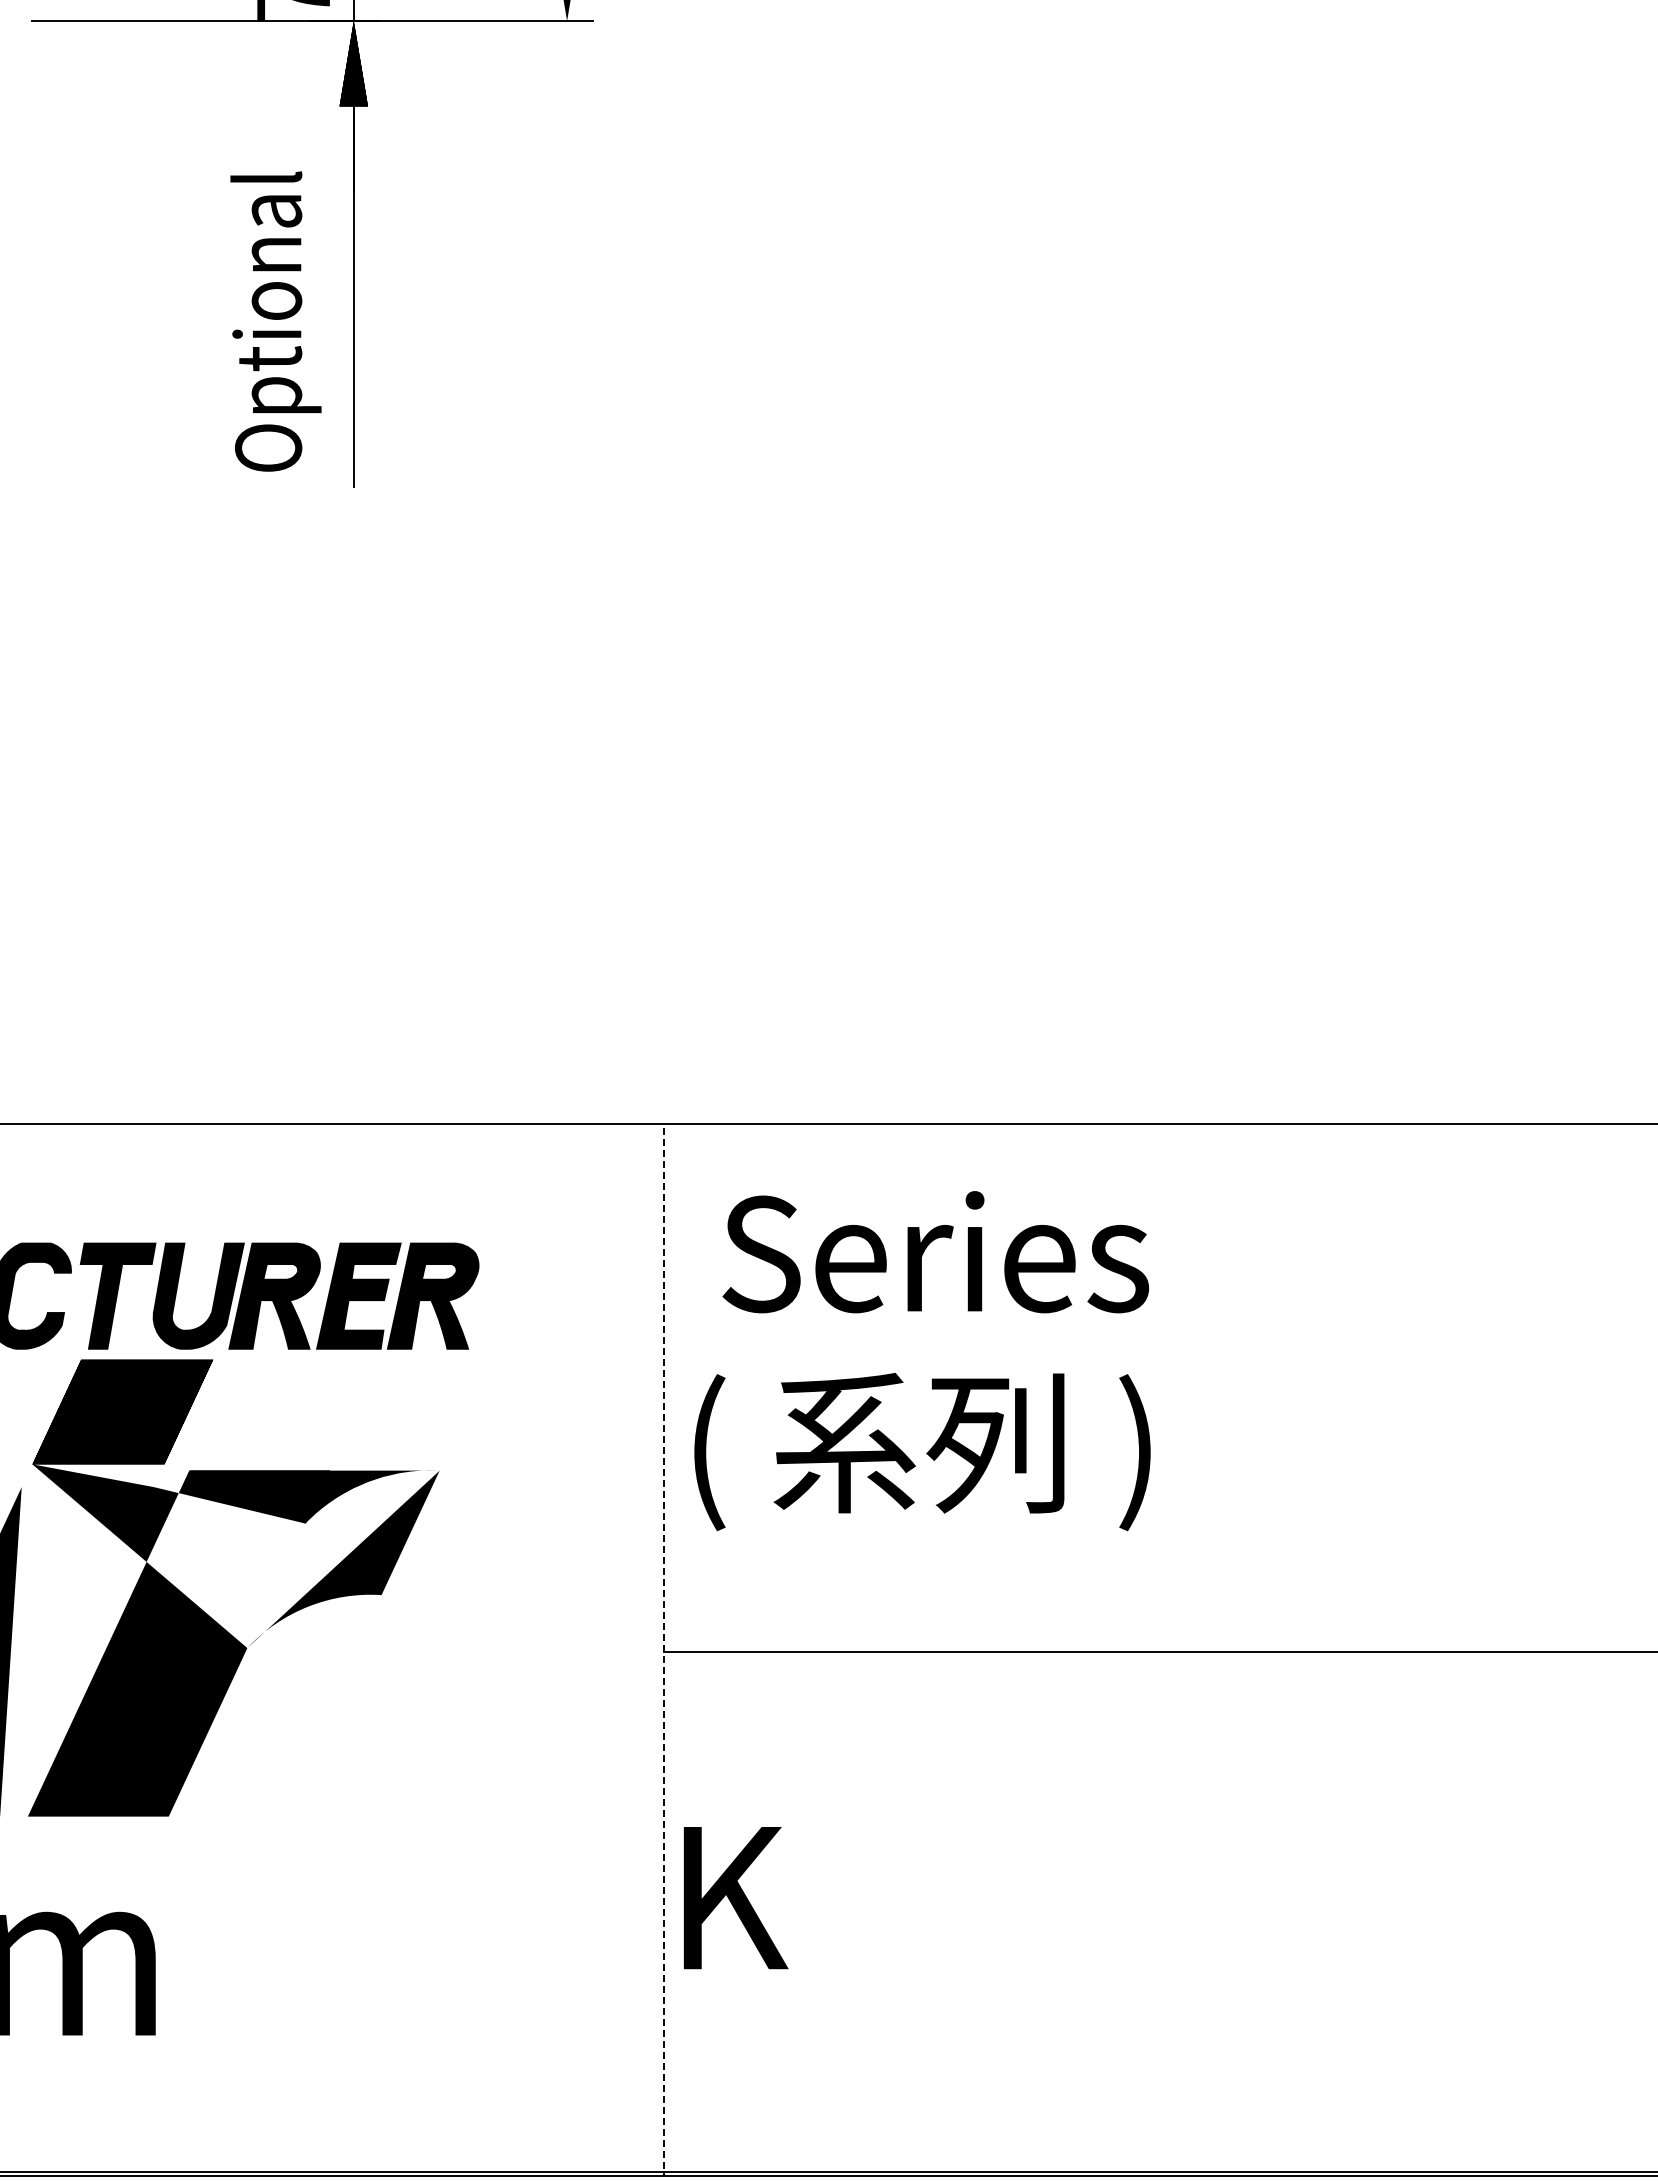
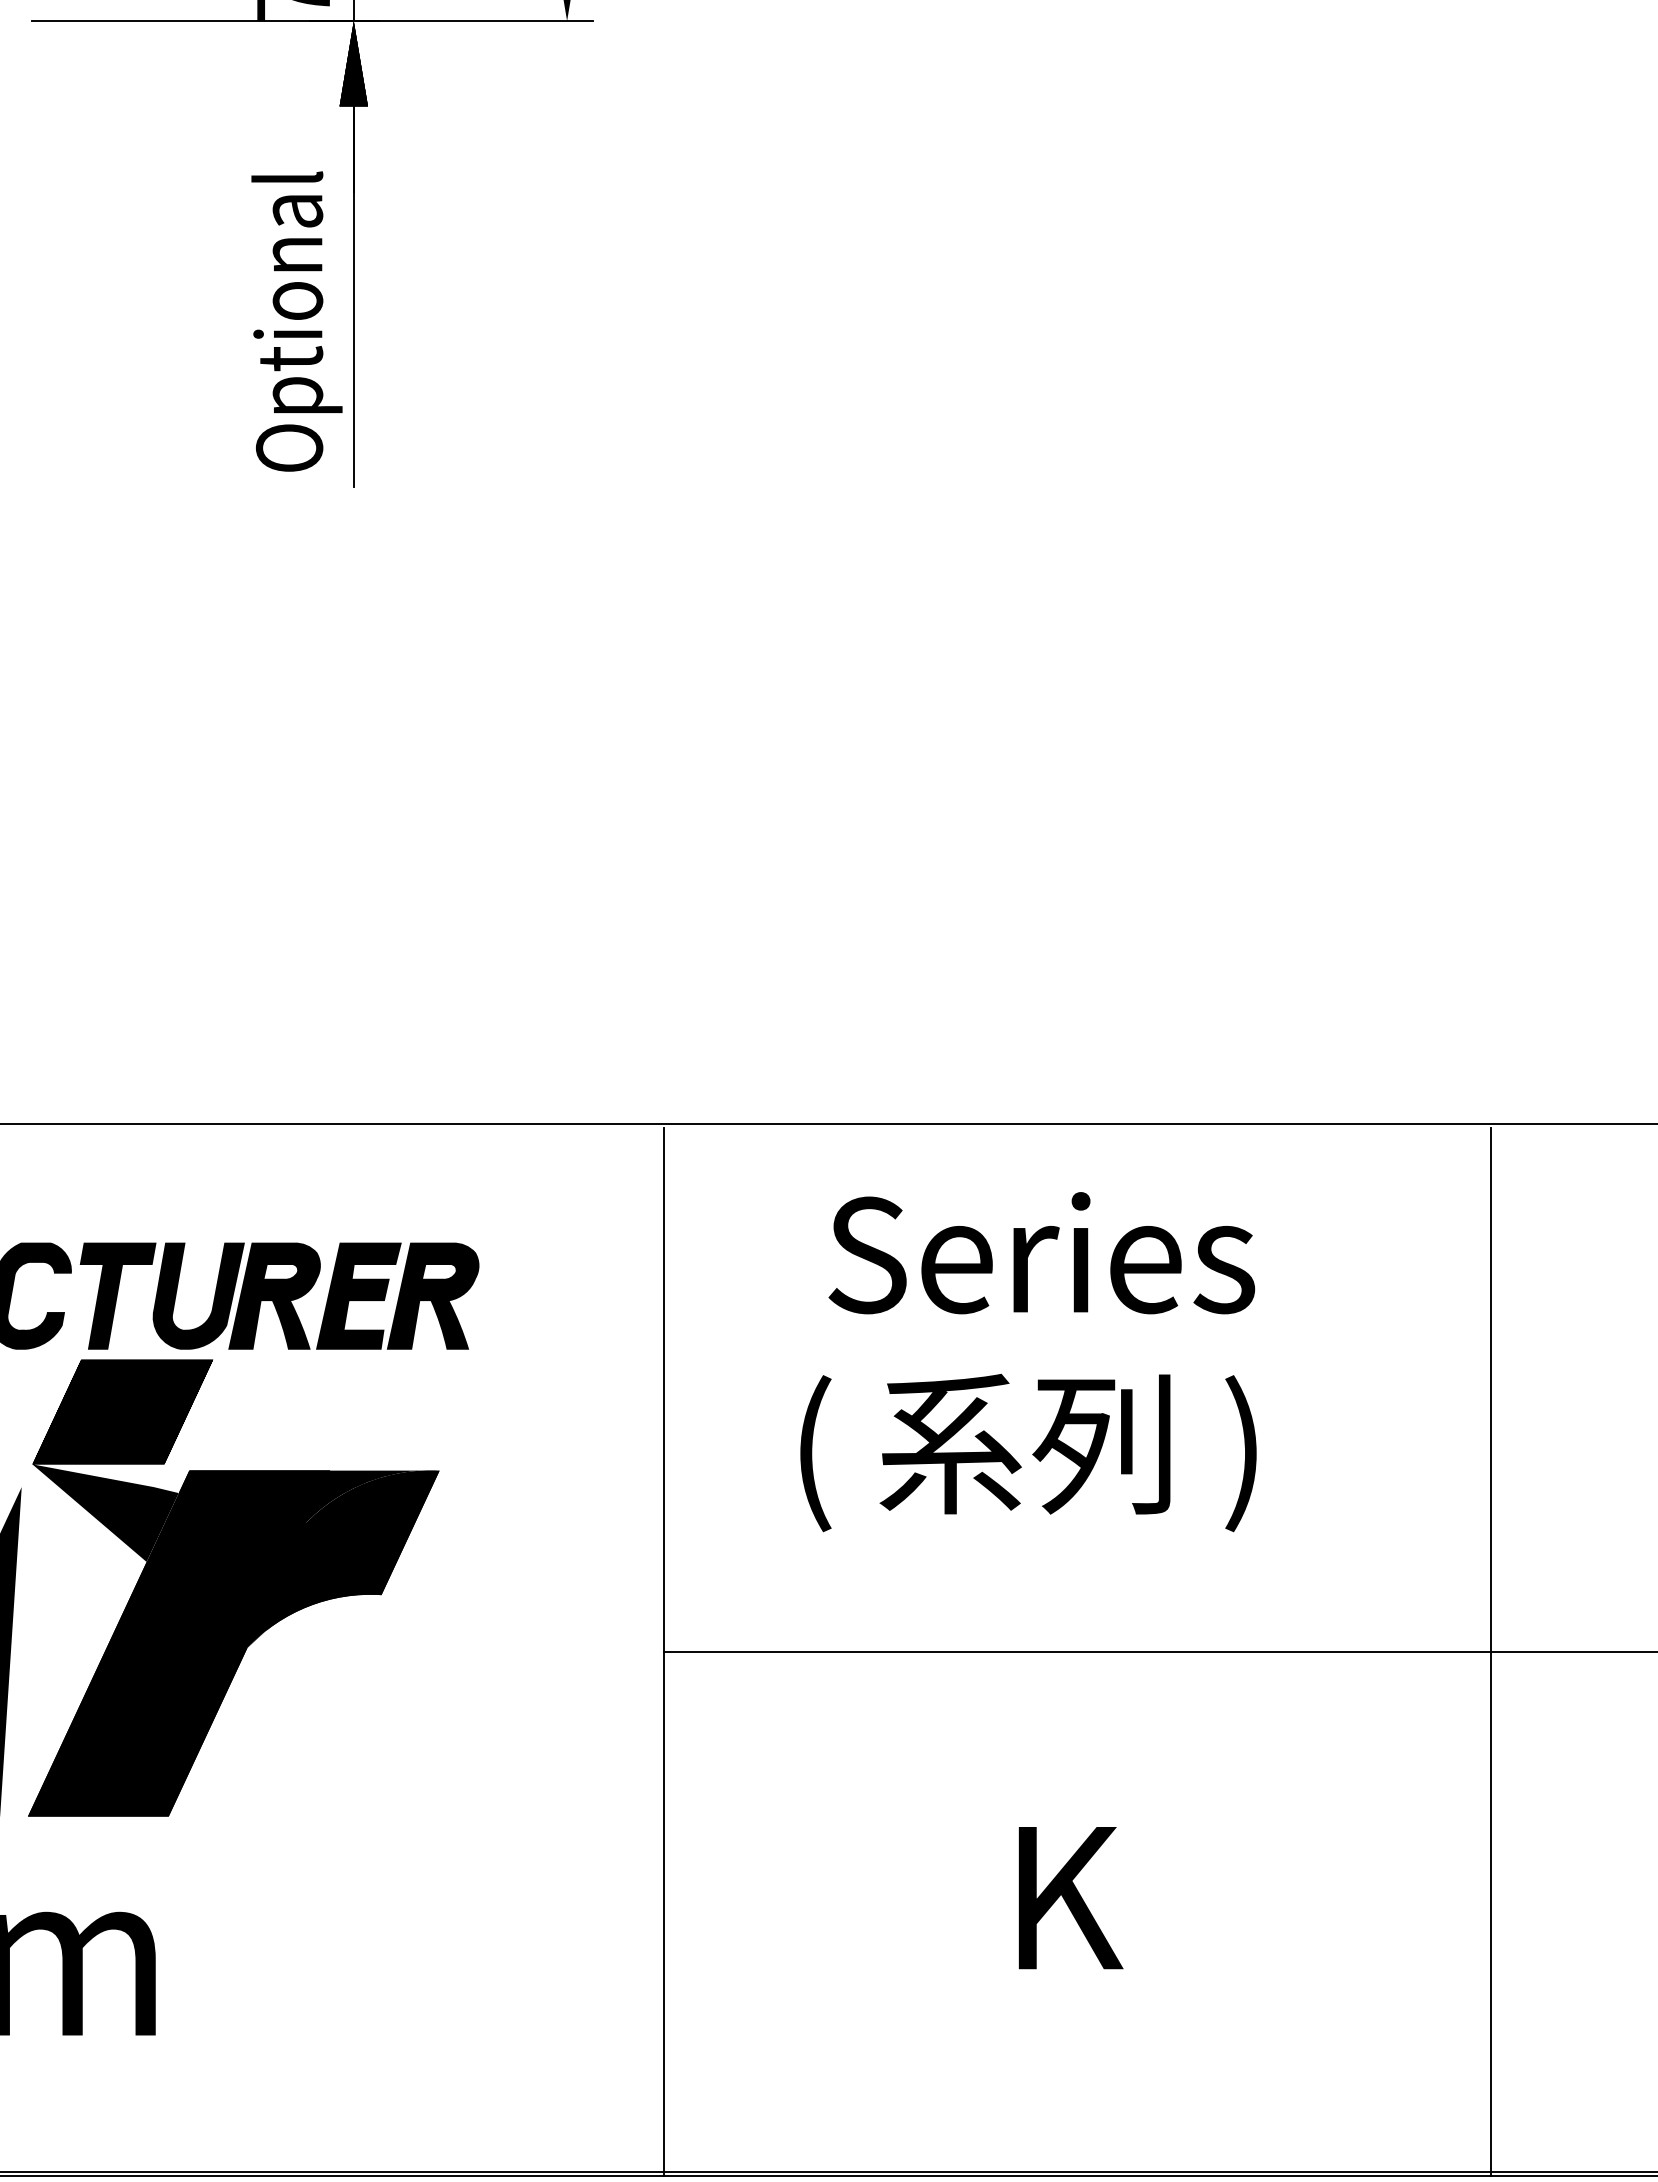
text position: (275, 321) -> (296, 321) (296, 321)
text position: (922, 1361) -> (1028, 1362) (1028, 1362)
fill: none -> present (233, 1643)
line: none -> present (1491, 1651)
line: dashed -> solid (663, 1652)
text position: (735, 1898) -> (1070, 1898) (1070, 1898)
